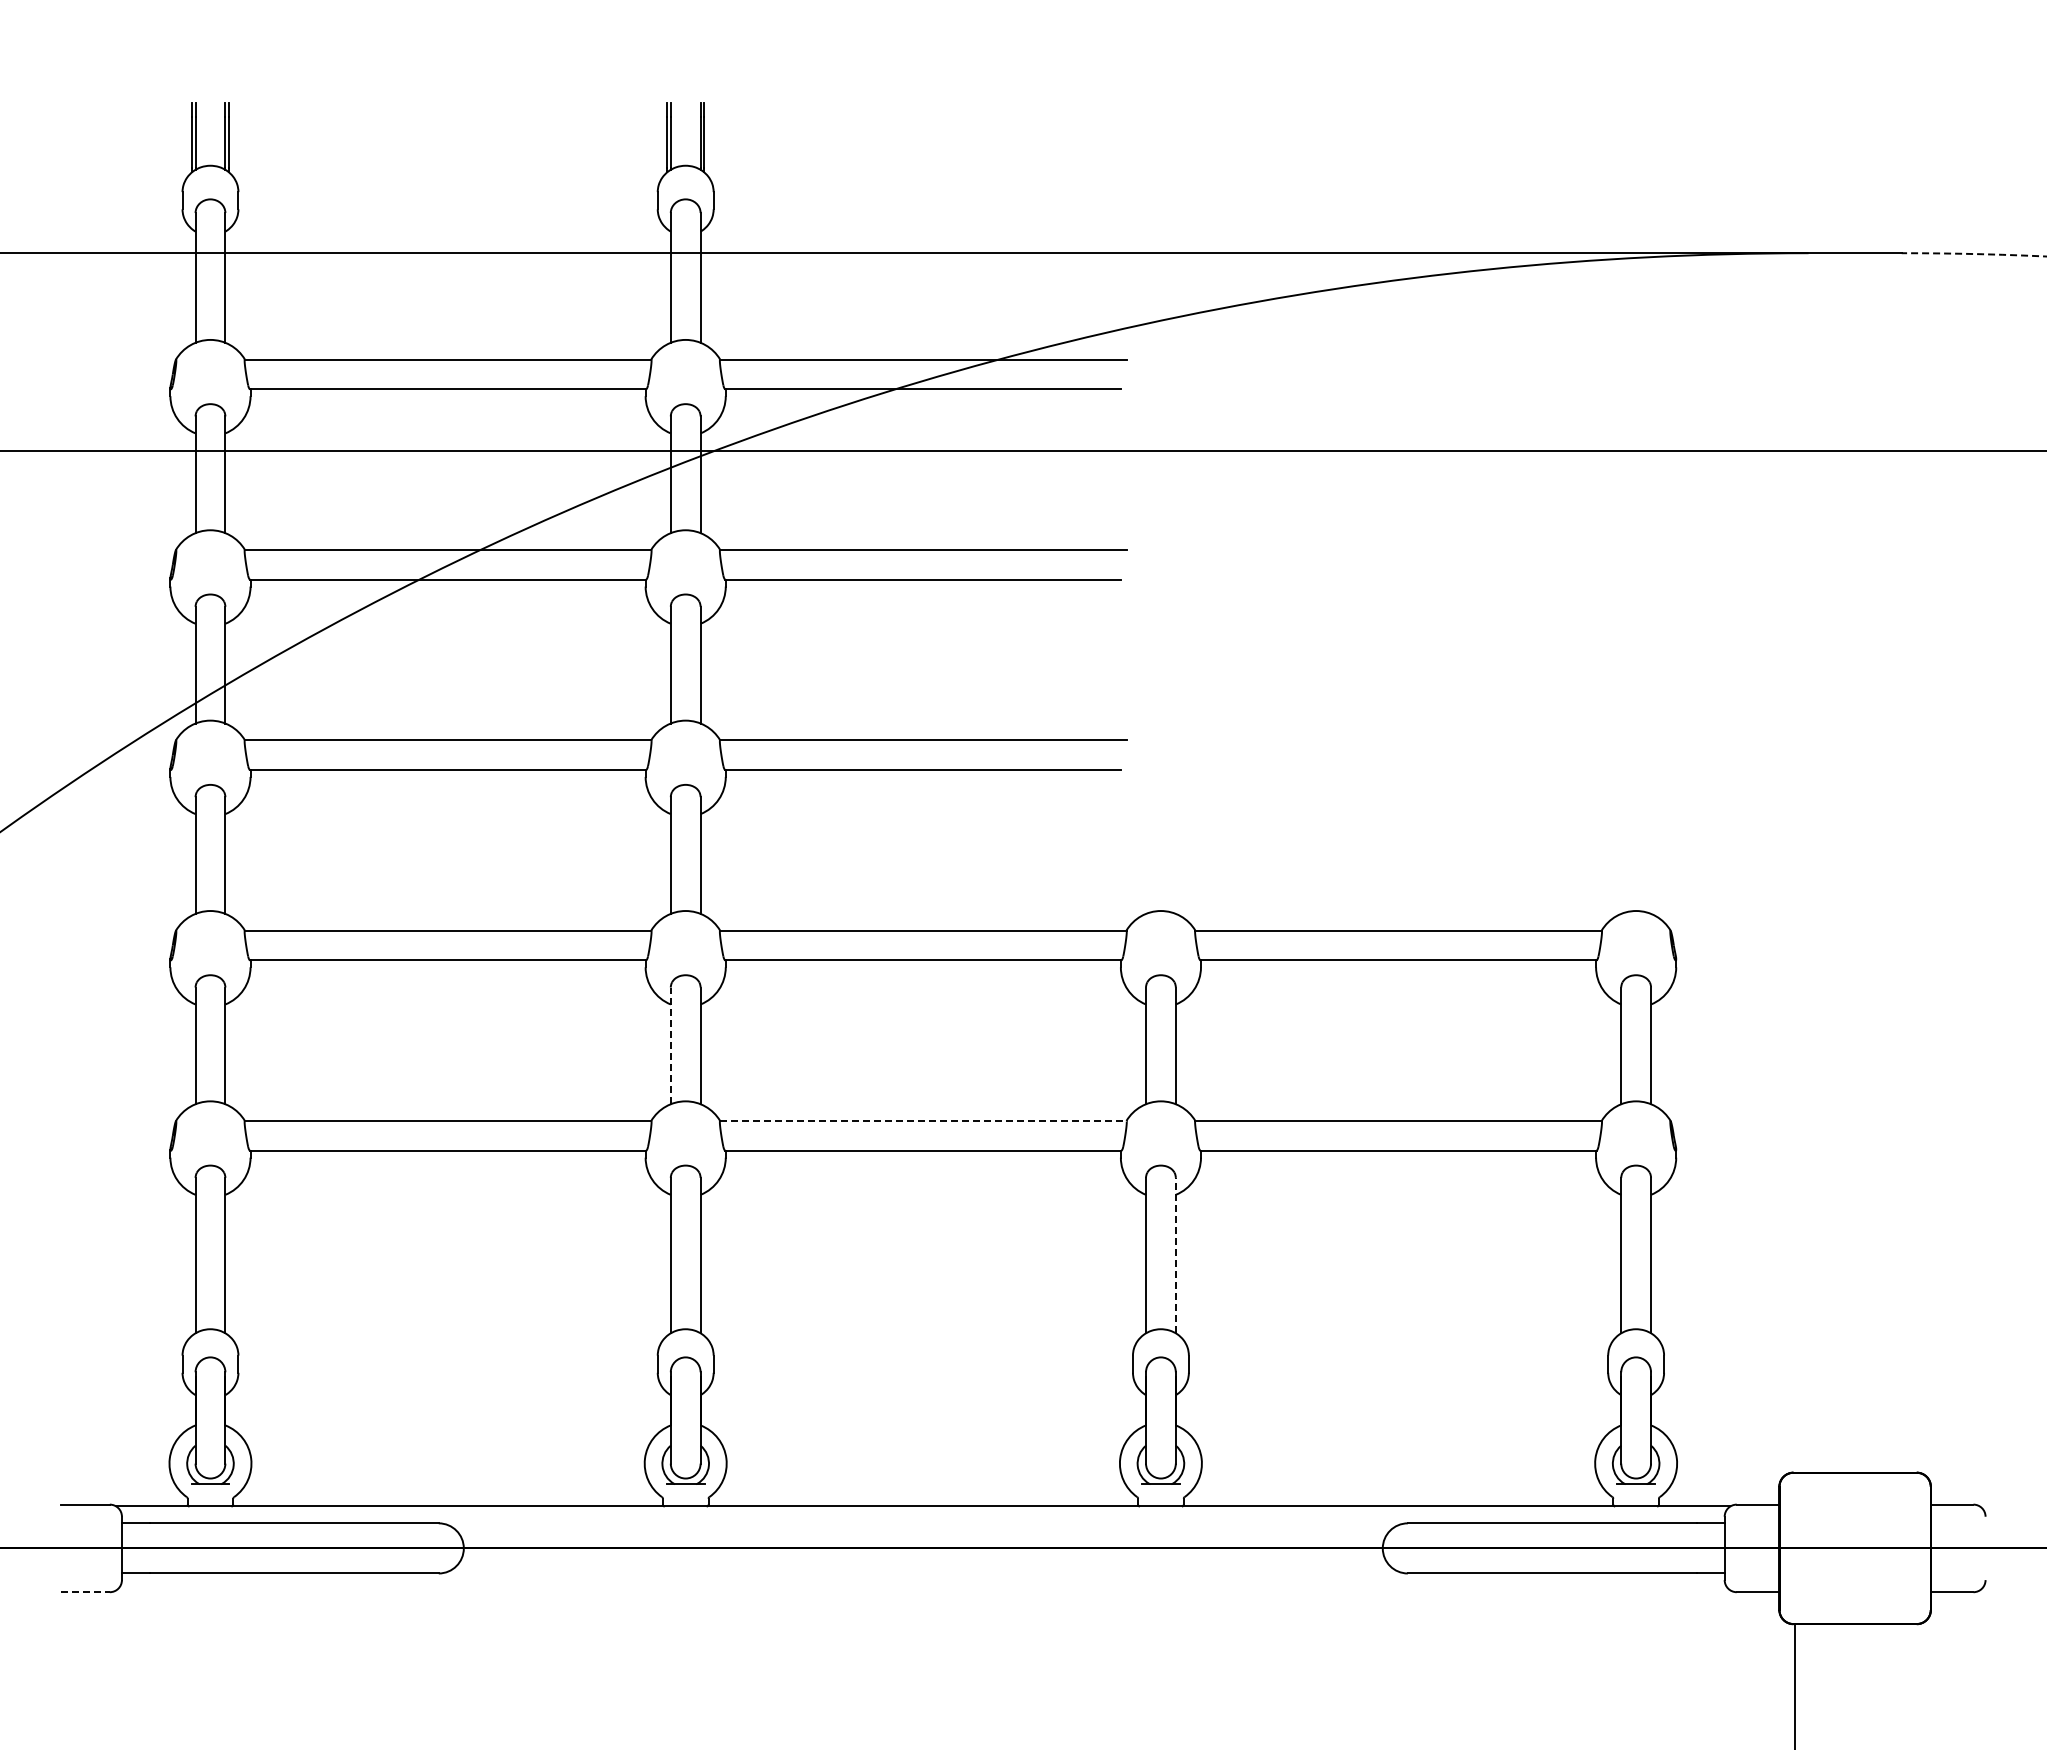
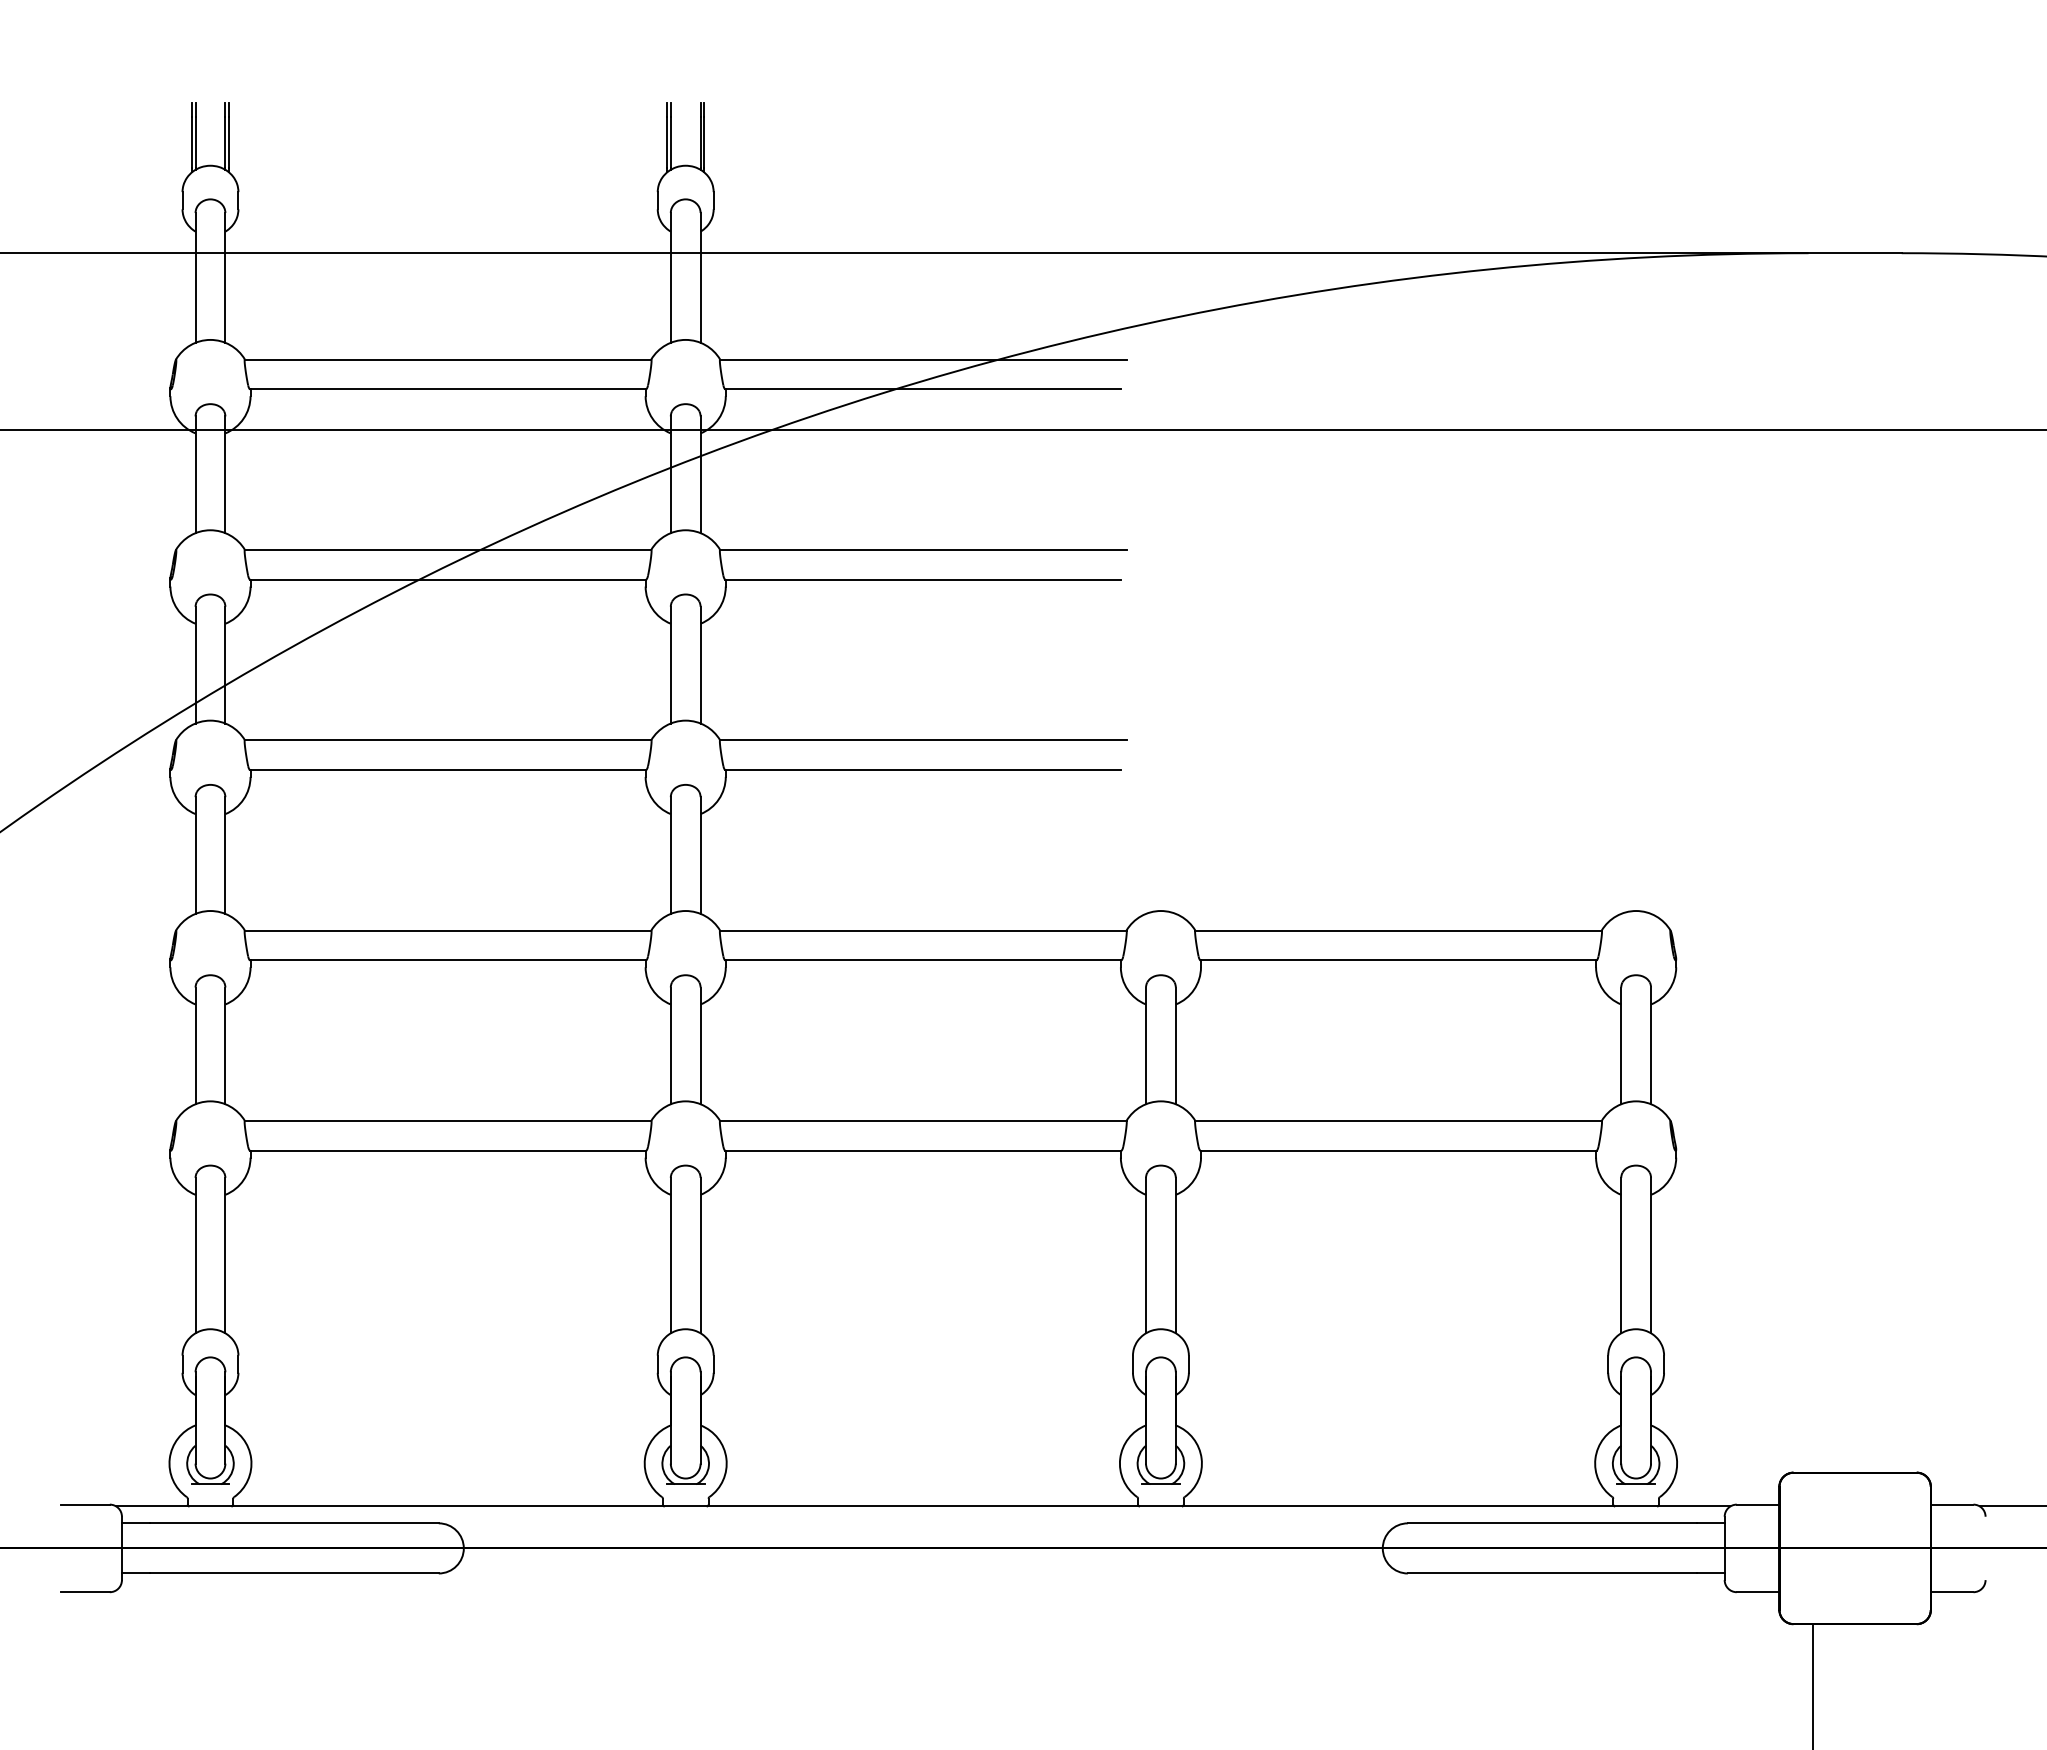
arc: dashed -> solid (1974, 254)
line position: (1022, 451) -> (1022, 430) (1022, 430)
line: dashed -> solid (670, 1045)
line: dashed -> solid (923, 1120)
line: dashed -> solid (1175, 1255)
line: none -> present (2011, 1506)
line: dashed -> solid (86, 1592)
line position: (1795, 1685) -> (1813, 1685) (1813, 1685)
